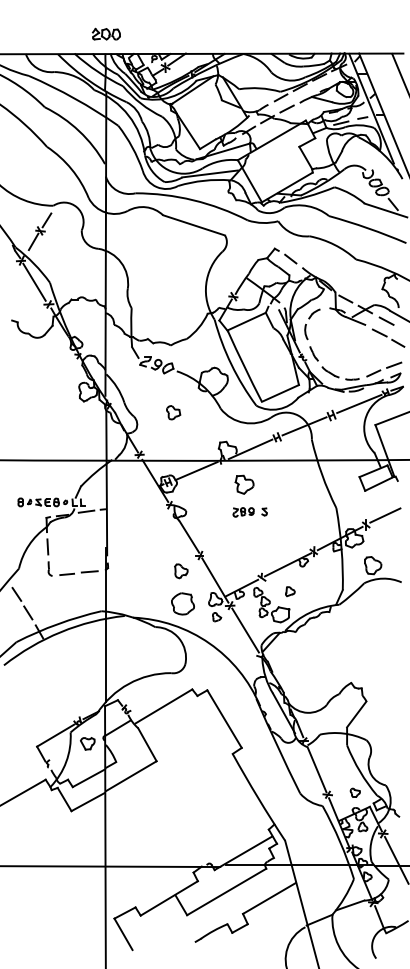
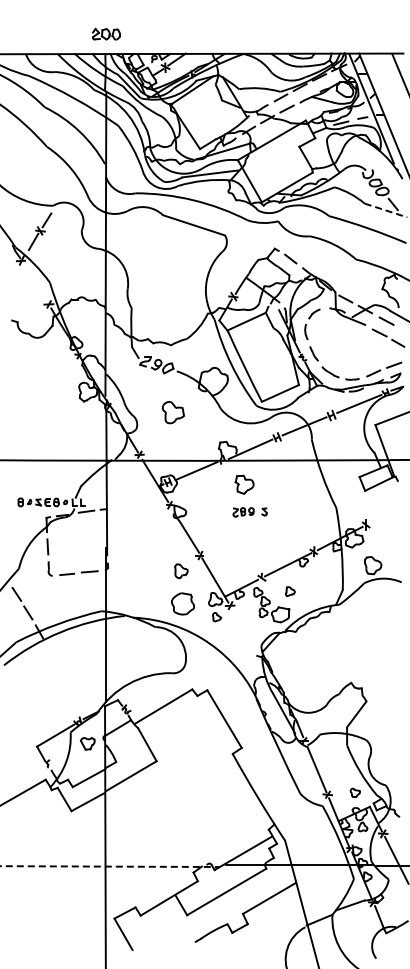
line: solid -> dashed (386, 210)
line: present -> none (34, 281)
part size: 16x16 px -> 24x24 px (172, 412)
line: present -> none (385, 515)
line: present -> none (245, 630)
line: solid -> dashed (110, 866)
